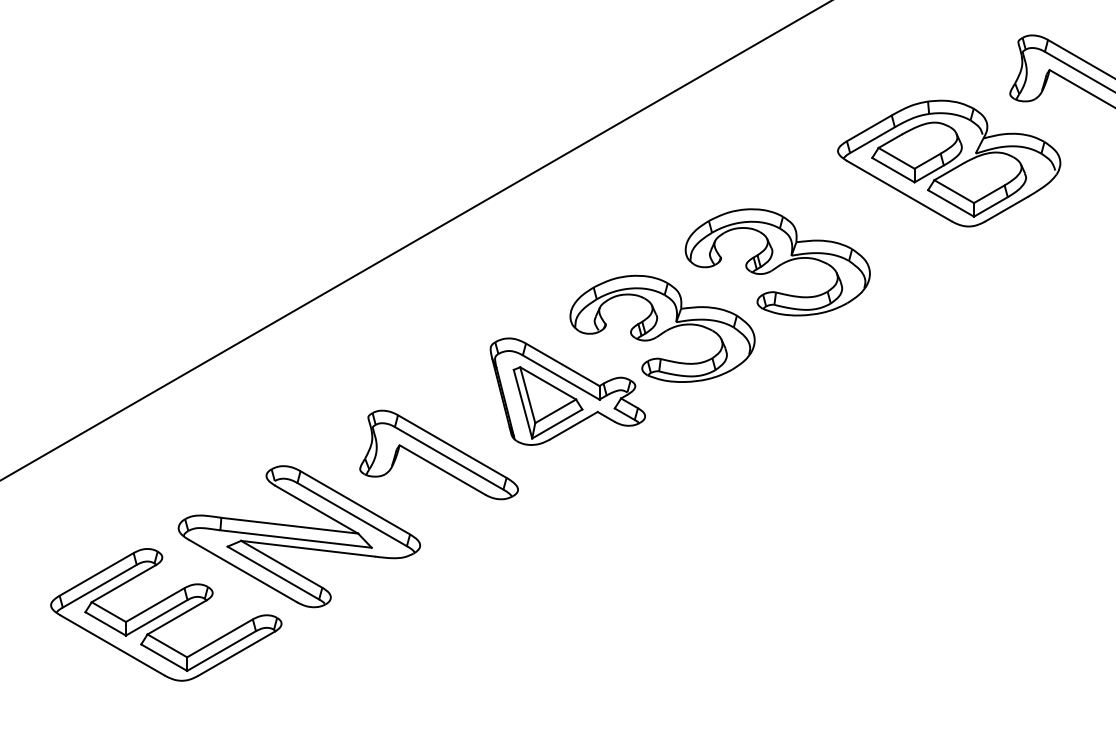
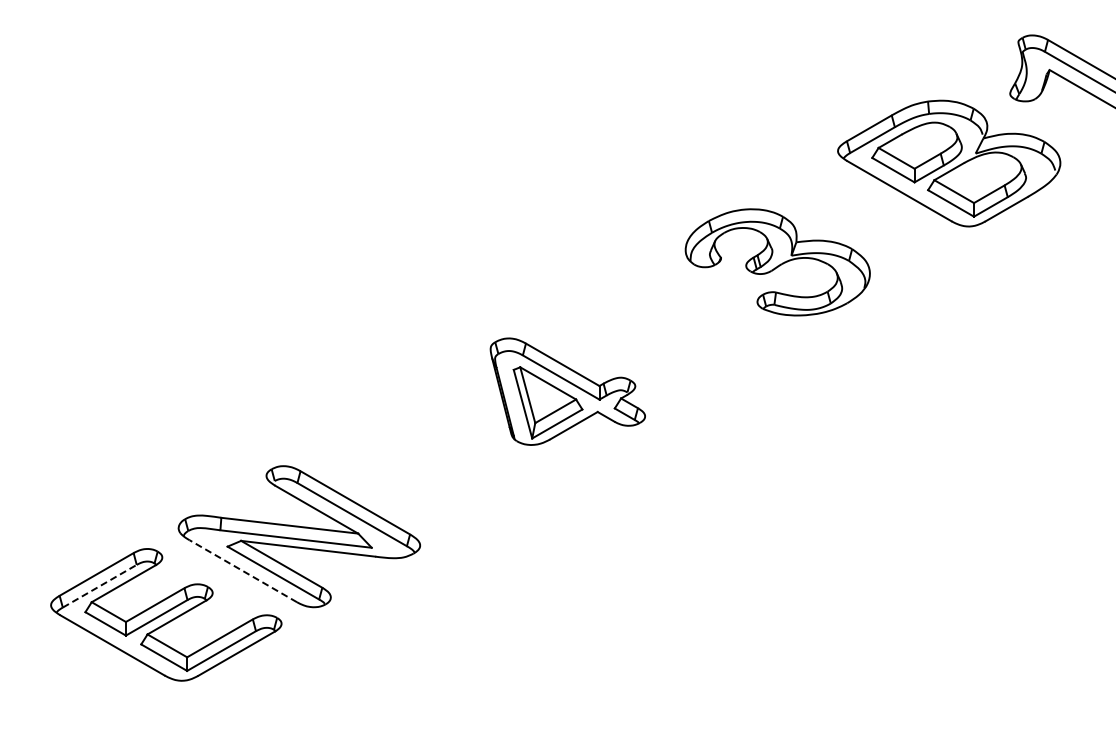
line: present -> none (415, 240)
part: present -> none (662, 328)
part: present -> none (438, 454)
line: solid -> dashed (242, 570)
line: solid -> dashed (99, 586)
